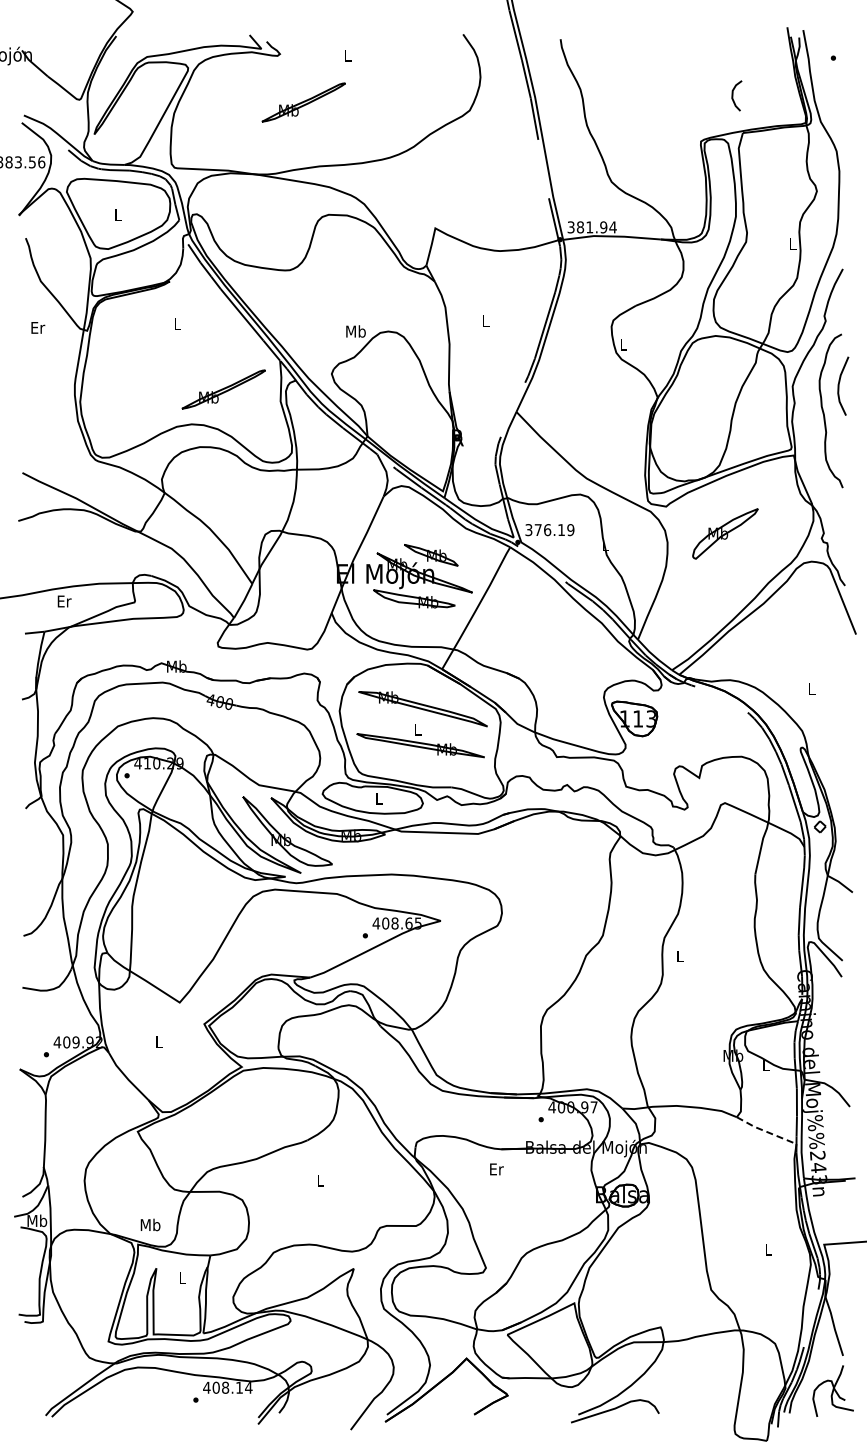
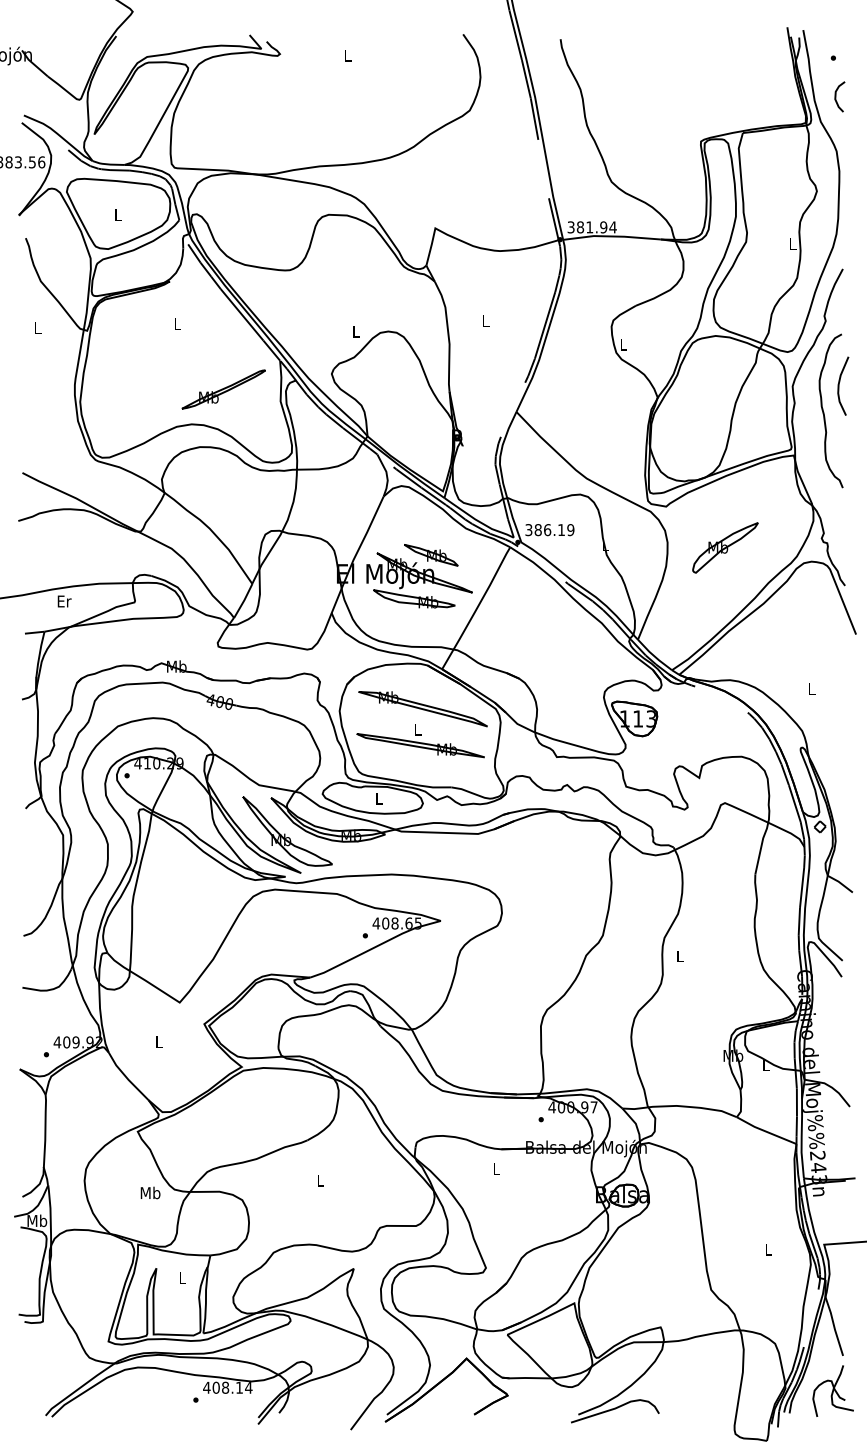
curve position: (733, 95) -> (836, 96) (836, 96)
part: present -> none (303, 102)
text: Er -> L (38, 327)
text: Mb -> L (355, 331)
text: 376.19 -> 386.19 (537, 530)
part position: (725, 533) -> (725, 547) (725, 547)
line: dashed -> solid (765, 1131)
text: Er -> L (496, 1169)
text position: (150, 1224) -> (150, 1192) (150, 1192)
